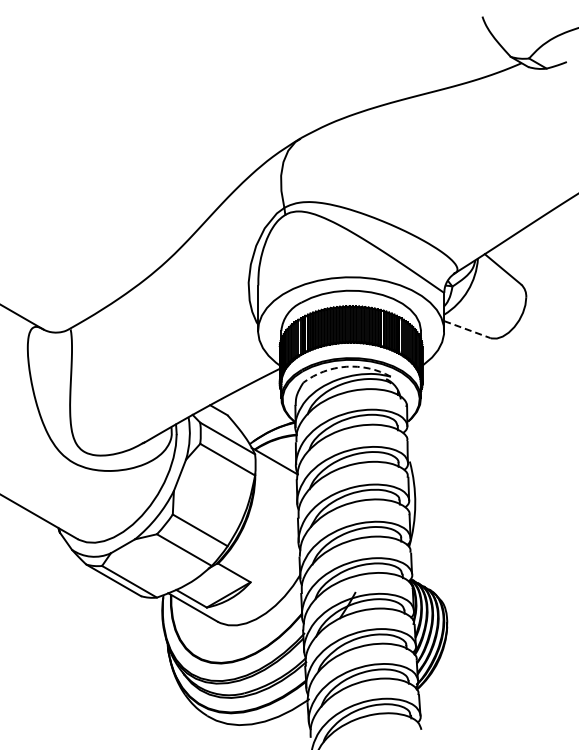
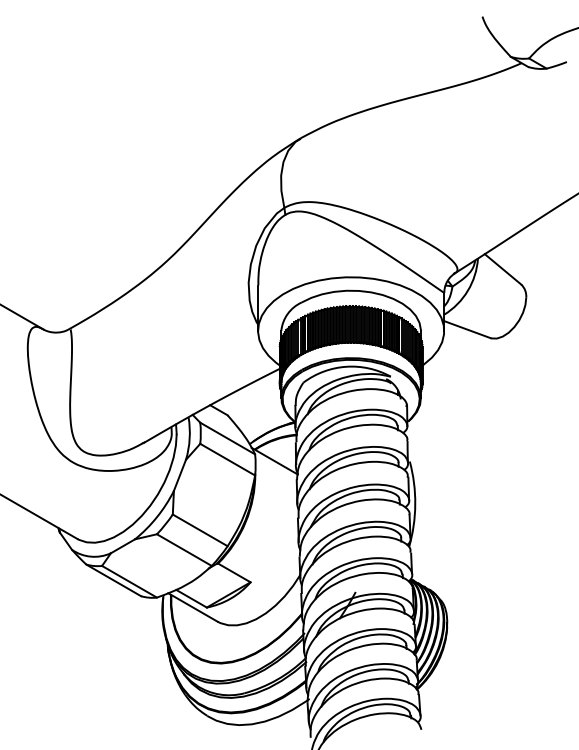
line: dashed -> solid (467, 329)
arc: dashed -> solid (346, 366)
